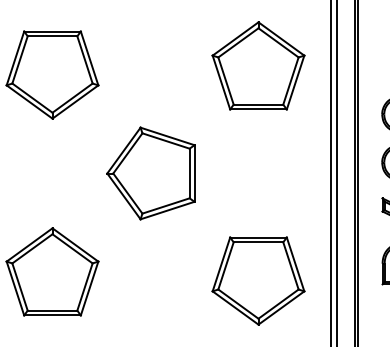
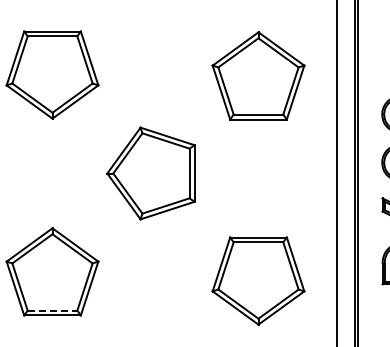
part position: (258, 65) -> (258, 75) (258, 75)
line: present -> none (330, 172)
line: solid -> dashed (52, 310)
